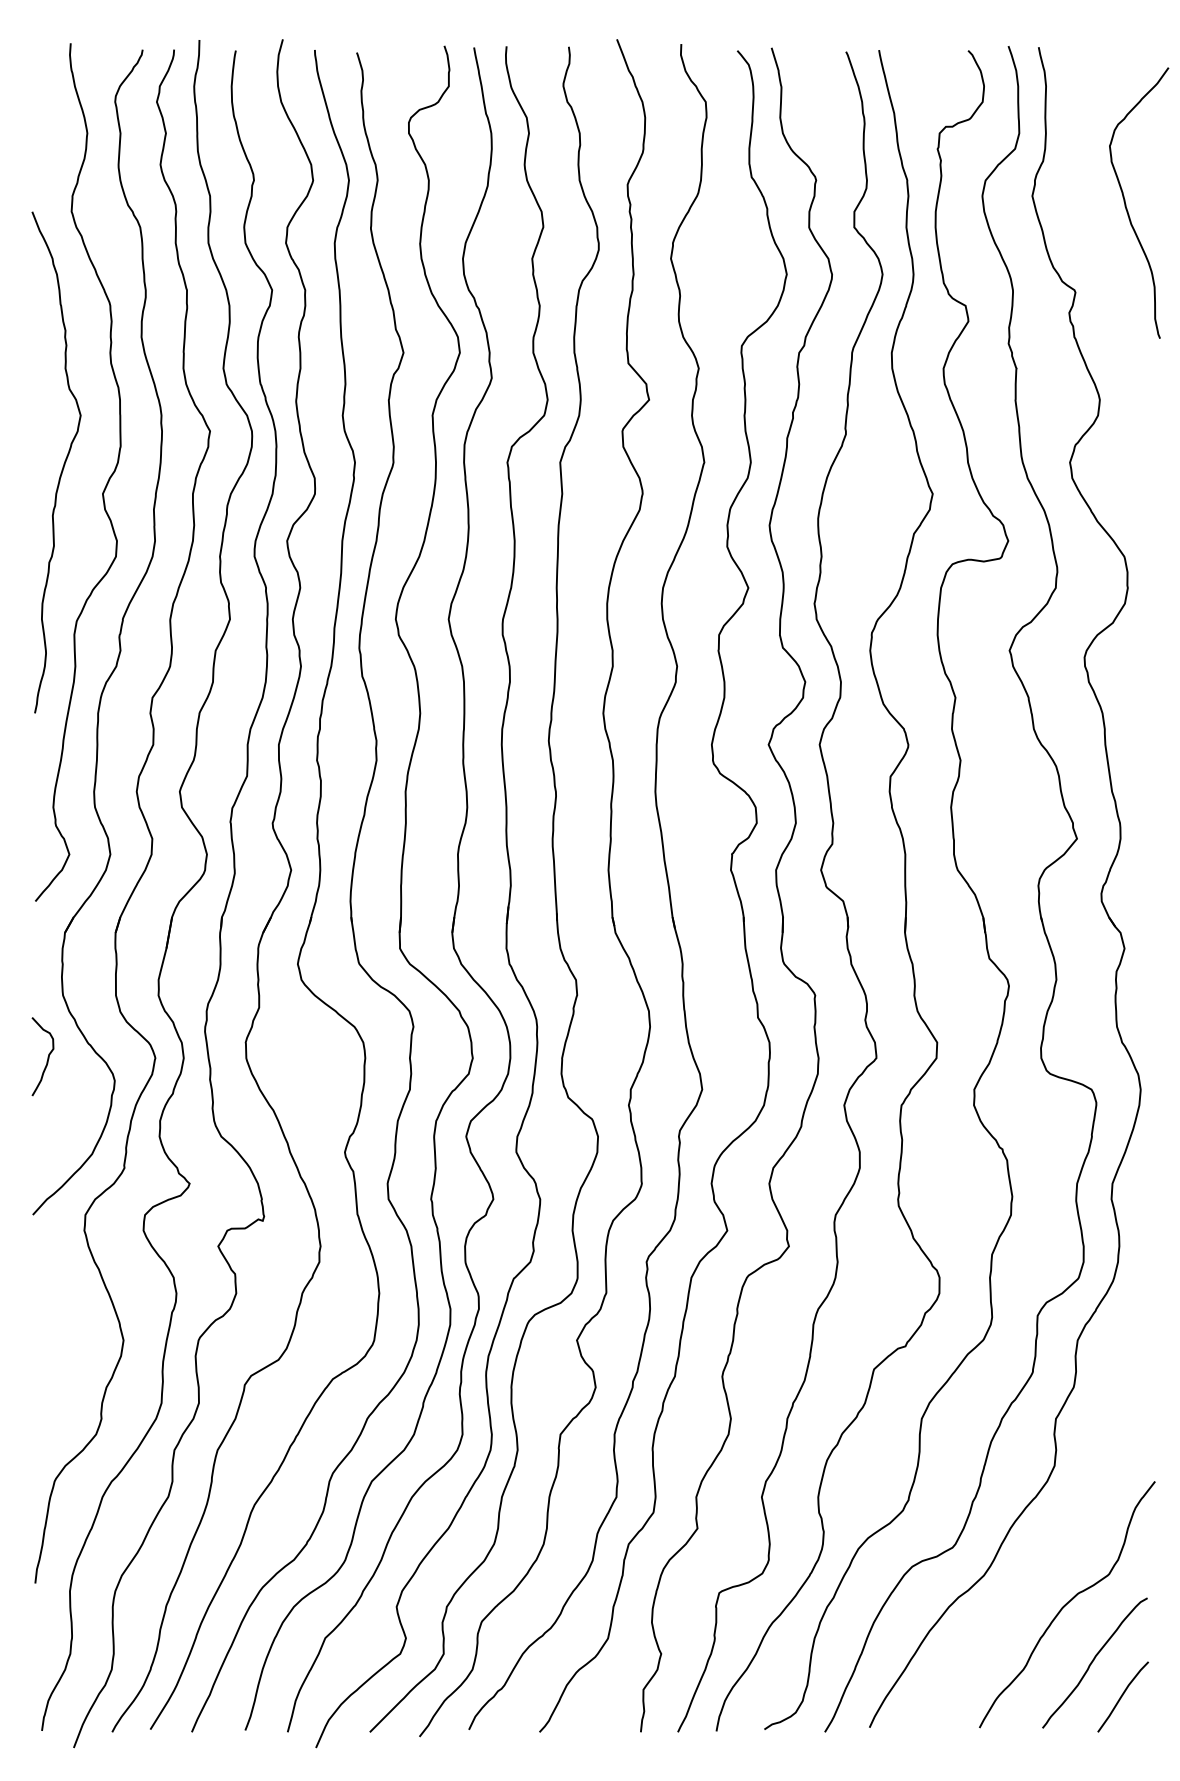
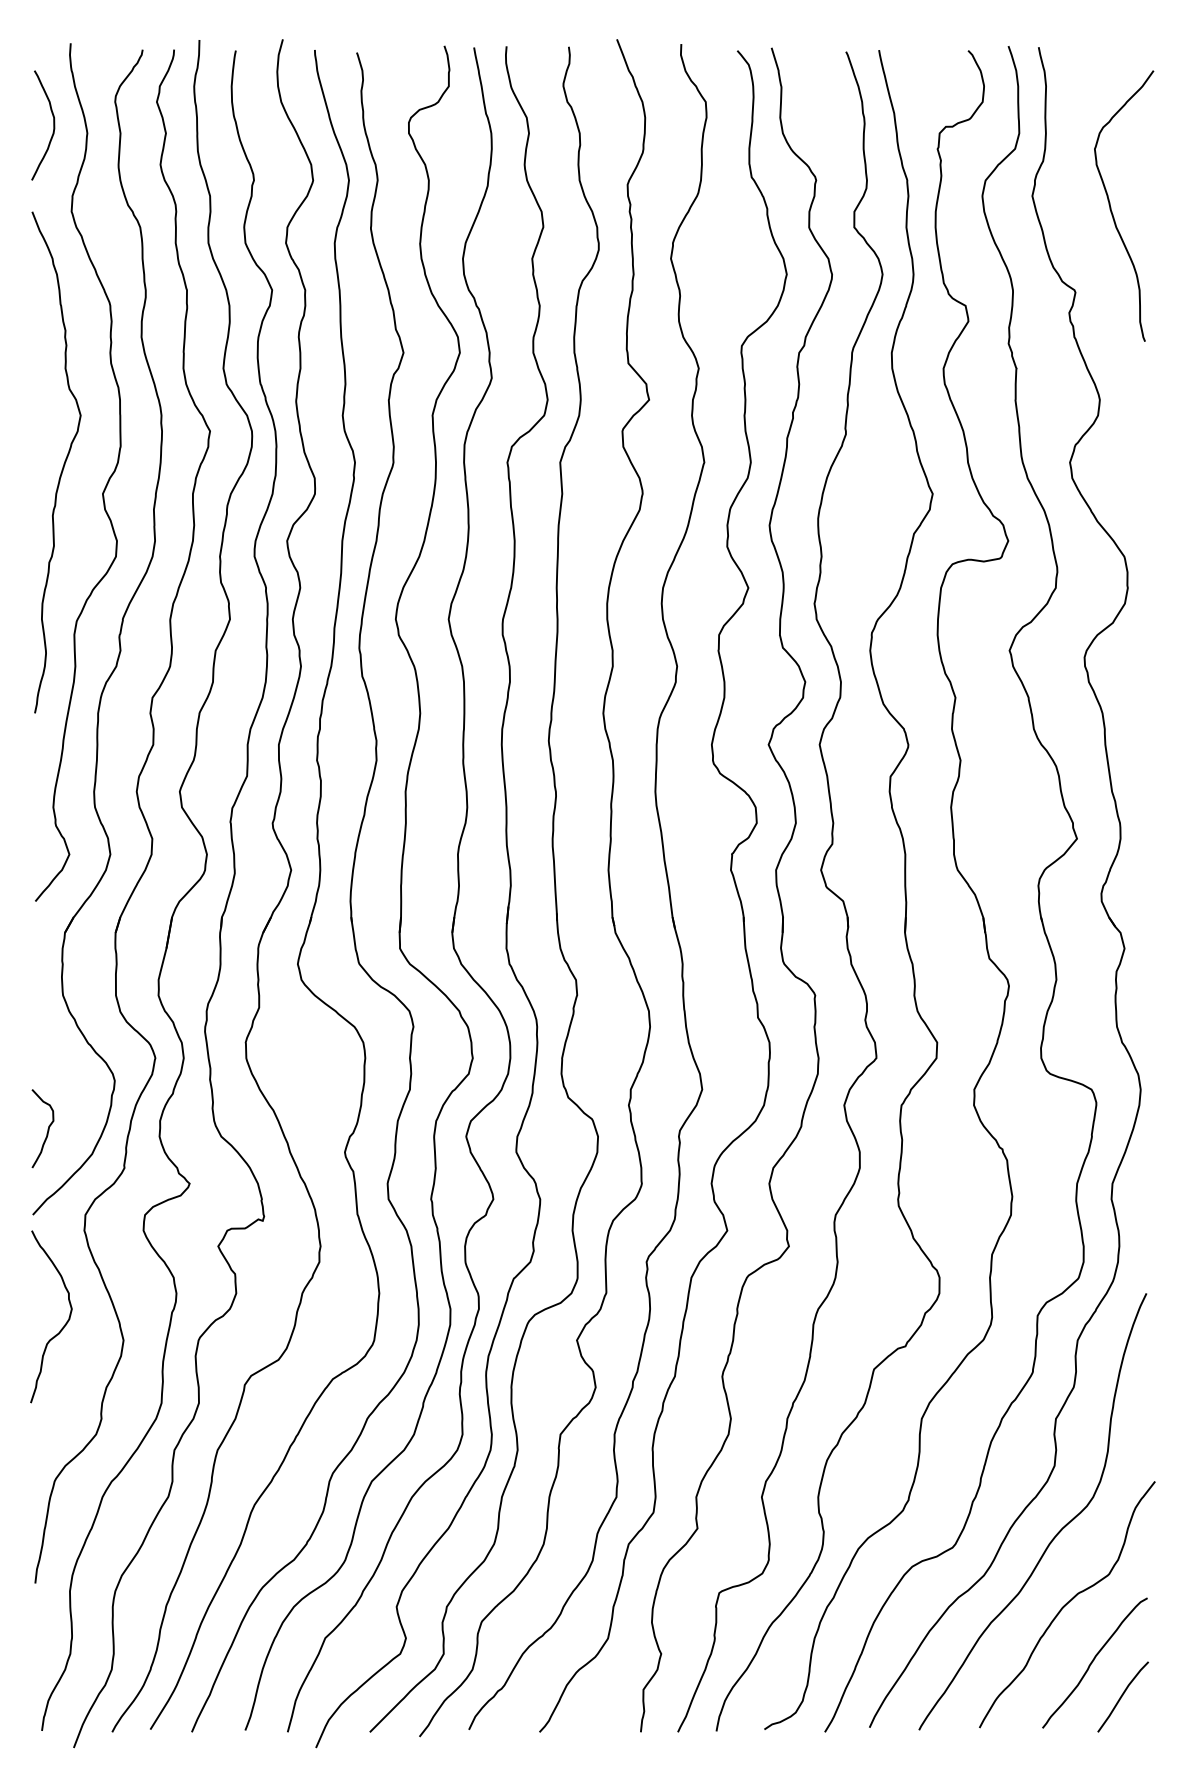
curve: none -> present (53, 125)
curve position: (1126, 204) -> (1111, 207) (1111, 207)
curve position: (47, 1056) -> (47, 1128) (47, 1128)
curve: none -> present (63, 1325)
curve: none -> present (1056, 1533)
